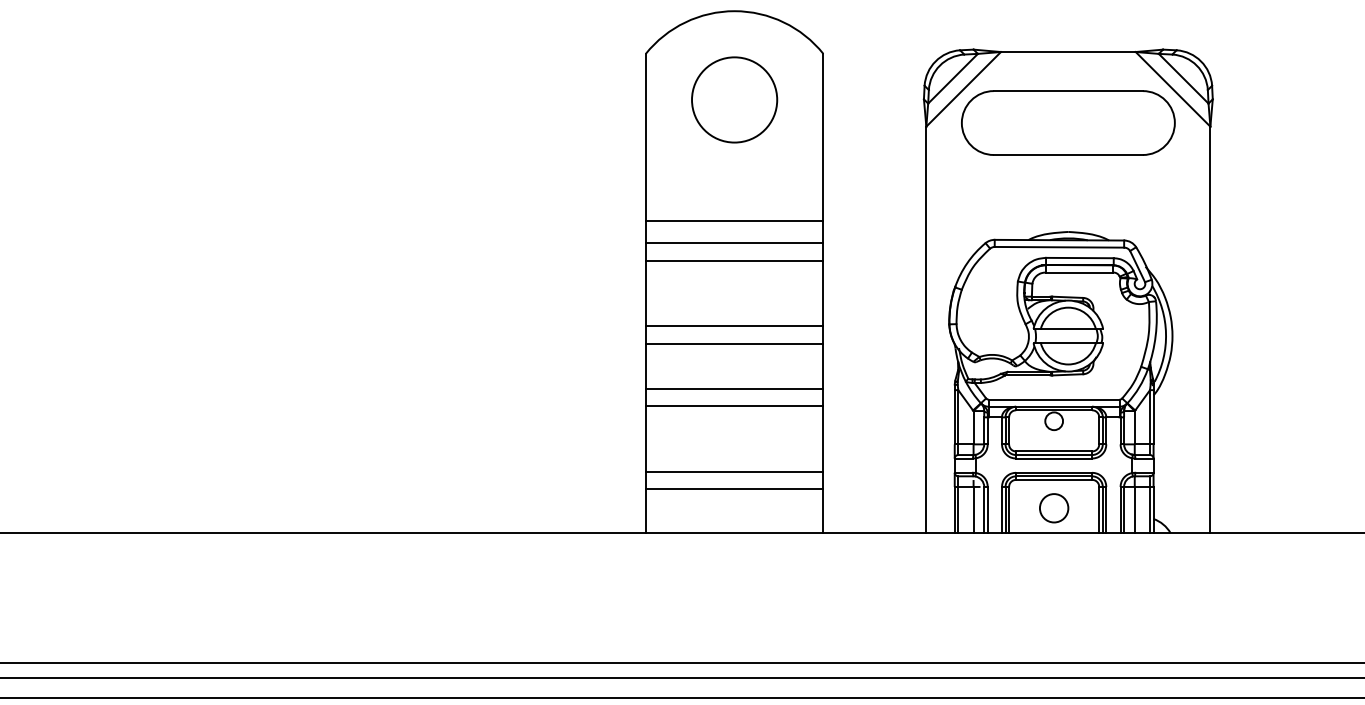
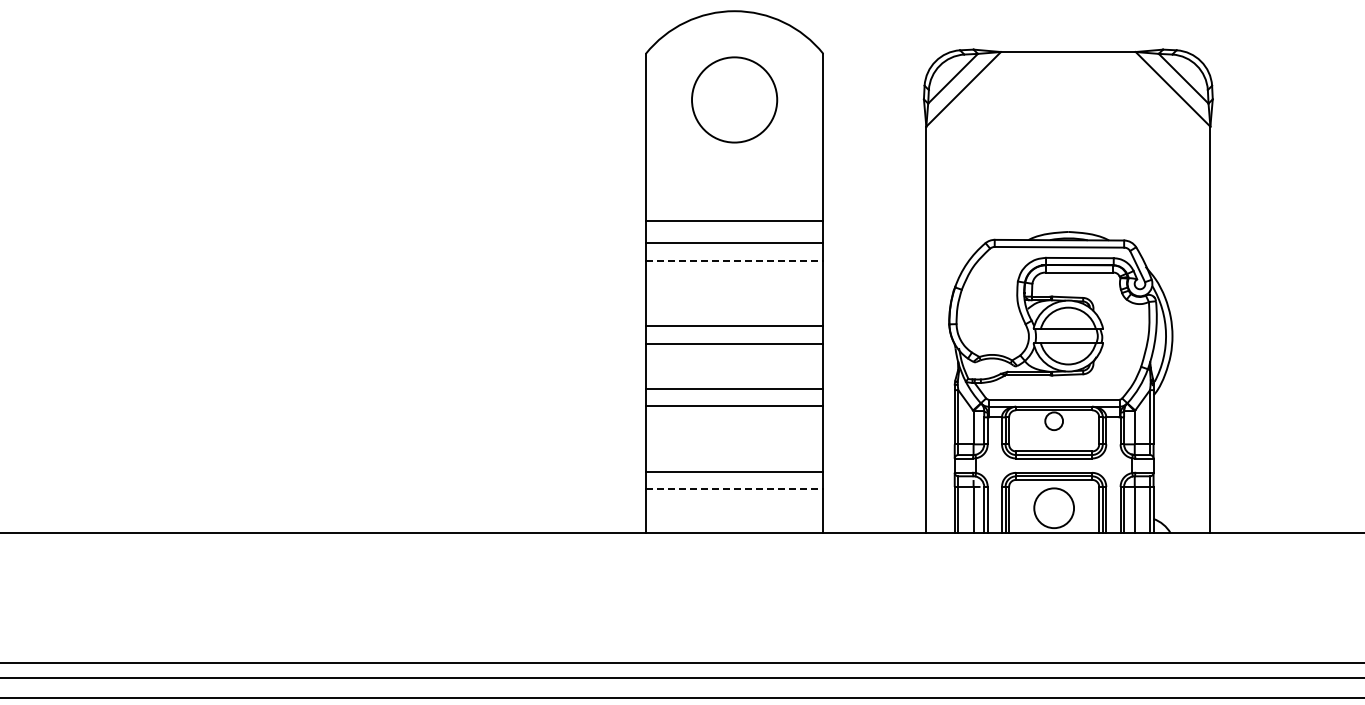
part: present -> none (1068, 122)
line: solid -> dashed (734, 260)
line: solid -> dashed (734, 489)
circle diameter: 28 px -> 40 px (1054, 508)
